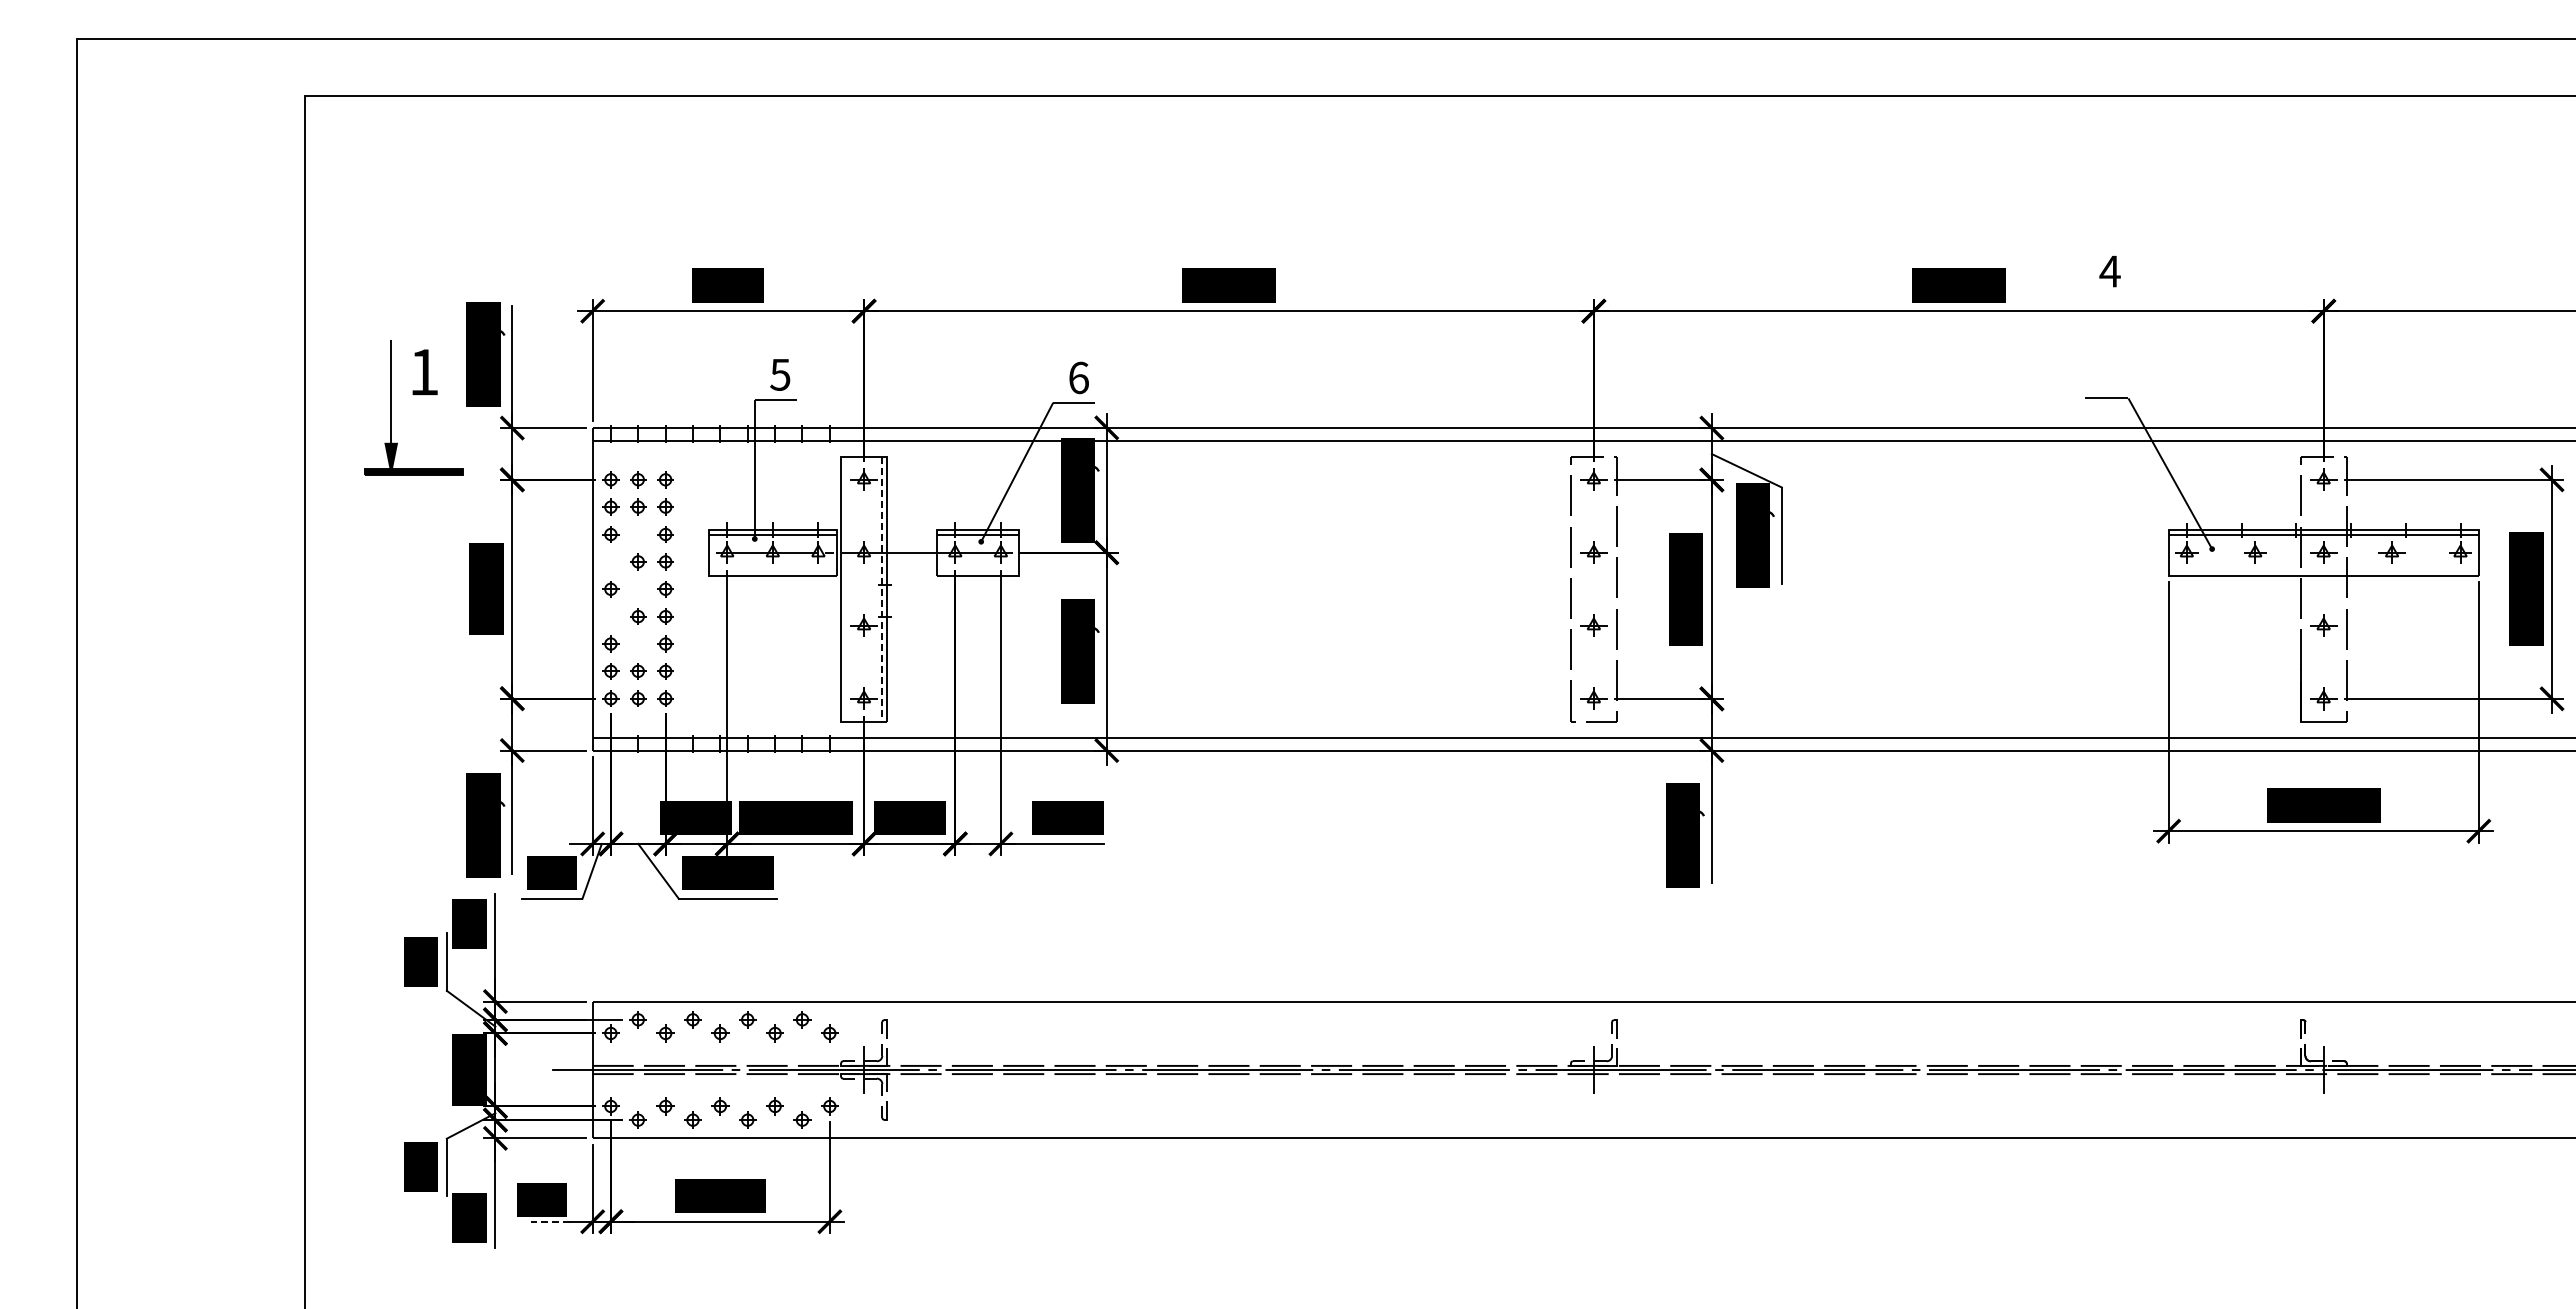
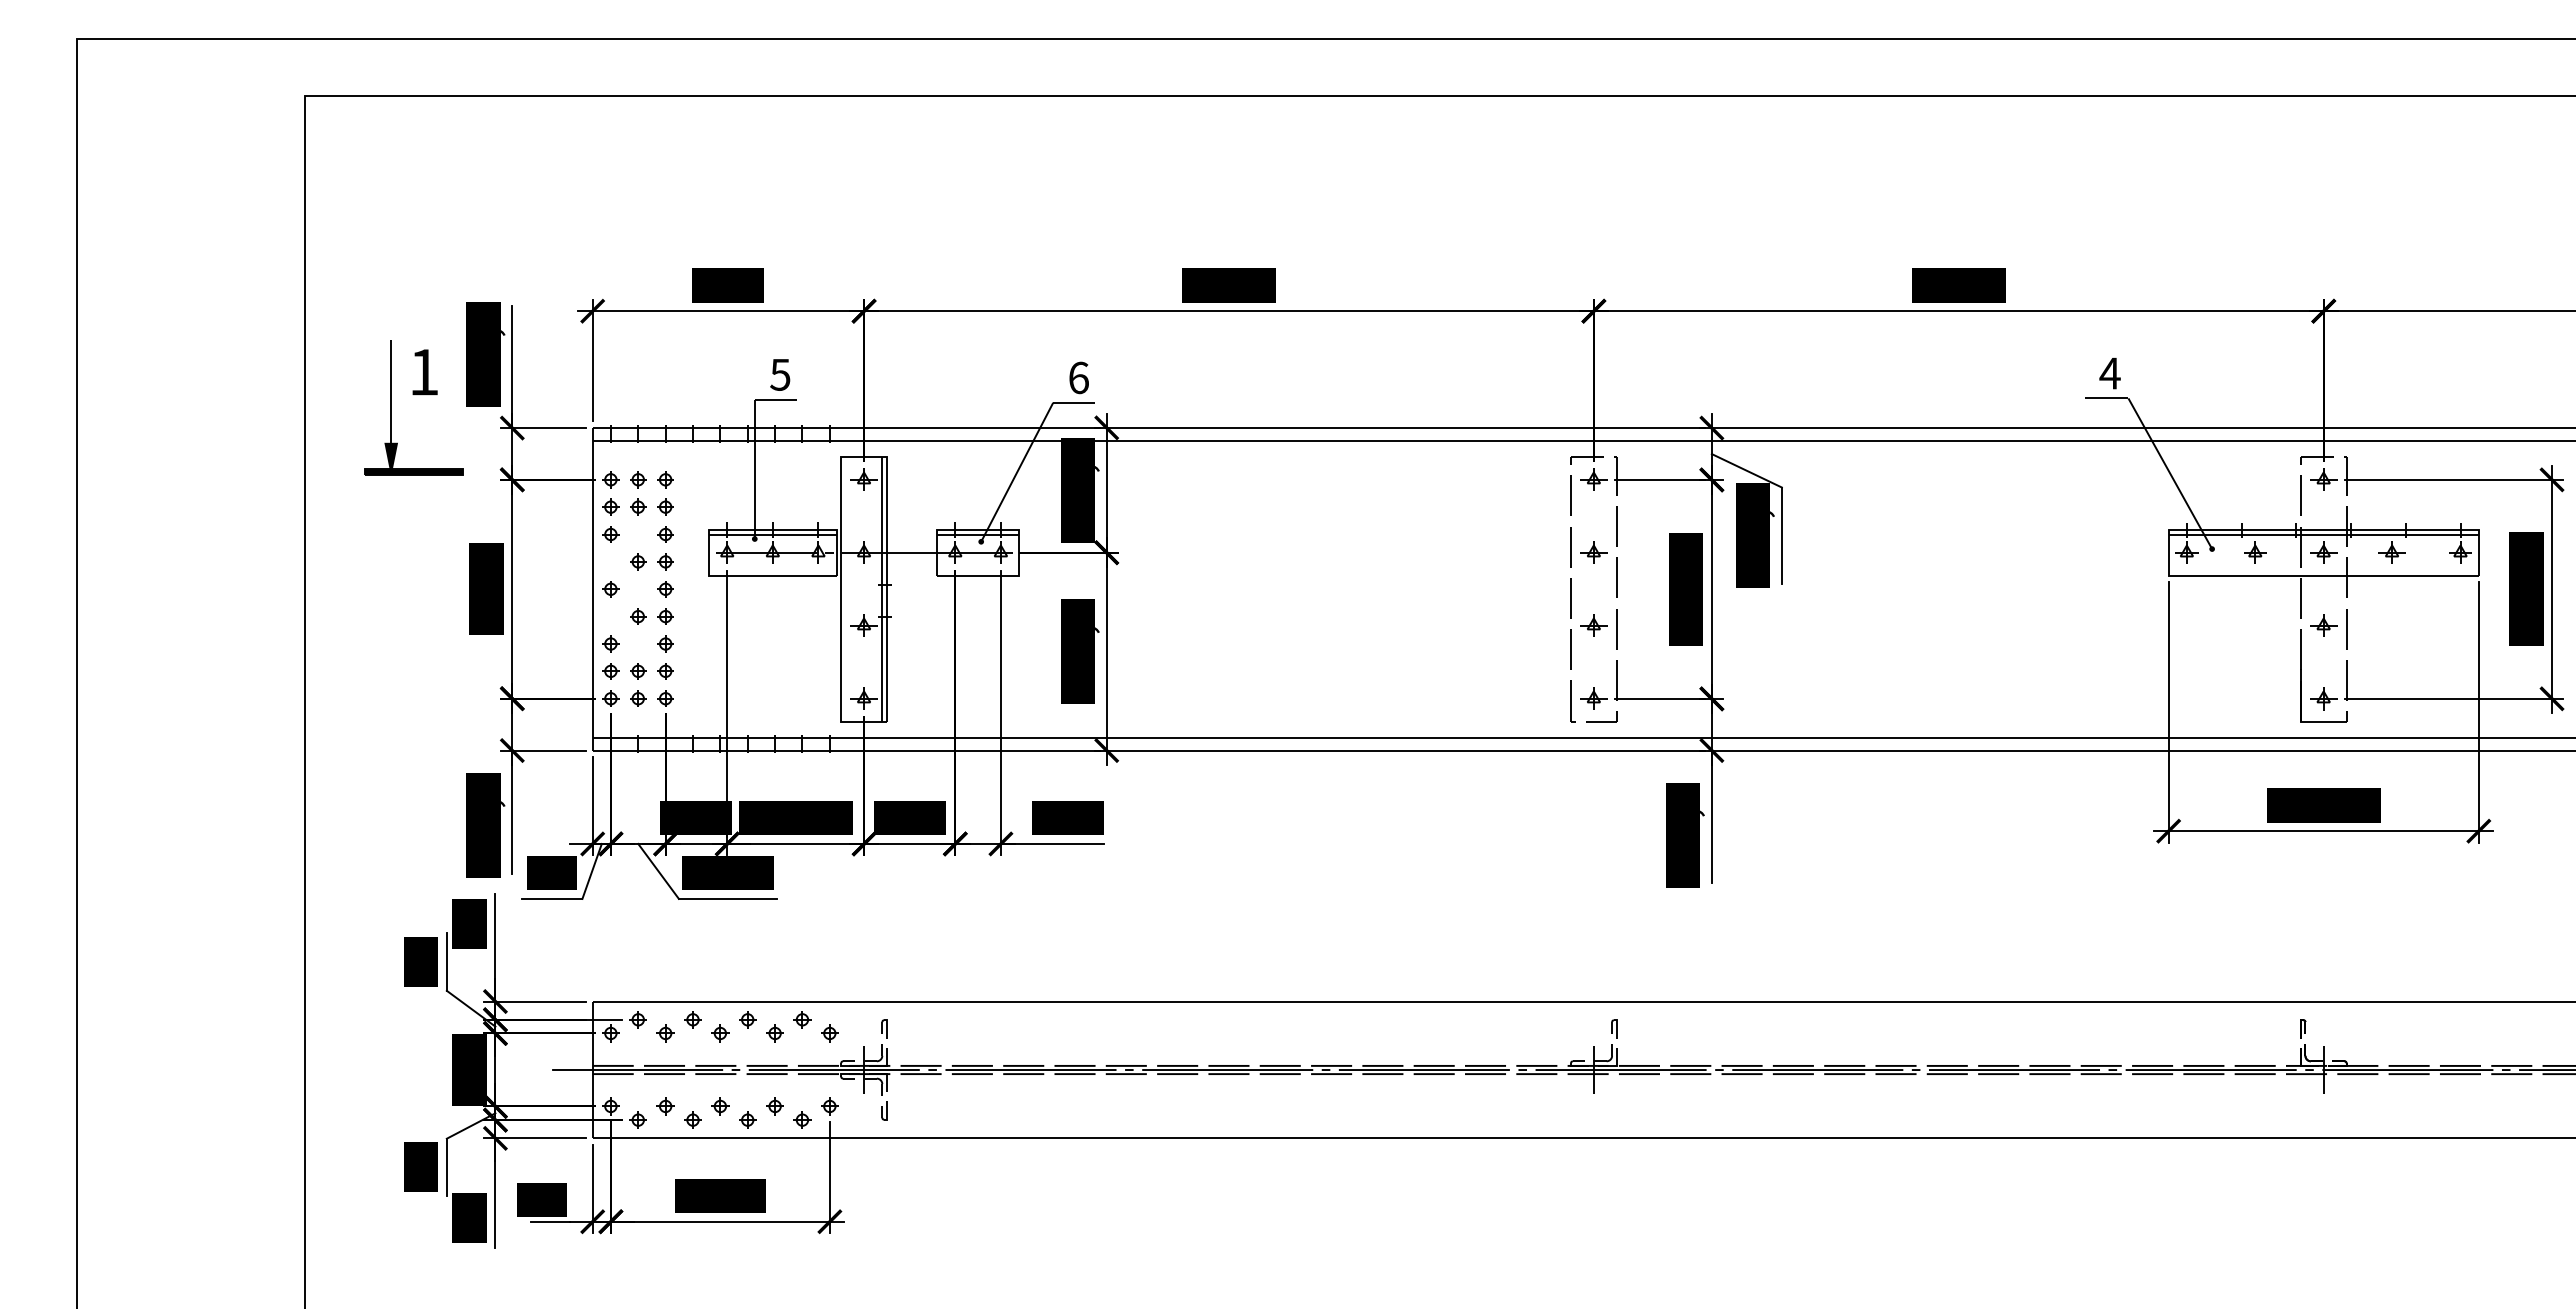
text position: (2109, 271) -> (2109, 373) (2109, 373)
line: dashed -> solid (882, 589)
line: dashed -> solid (550, 1221)
